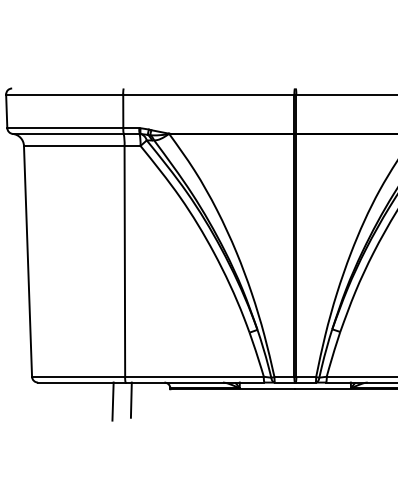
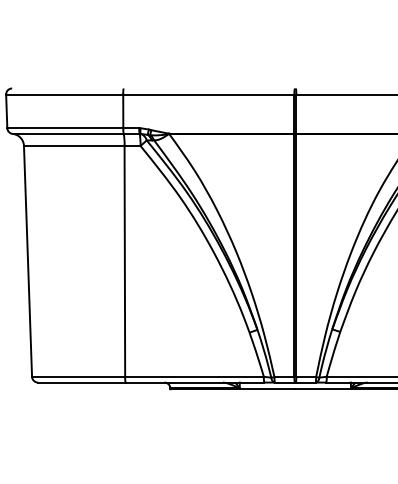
line: present -> none (130, 399)
line: present -> none (112, 401)
